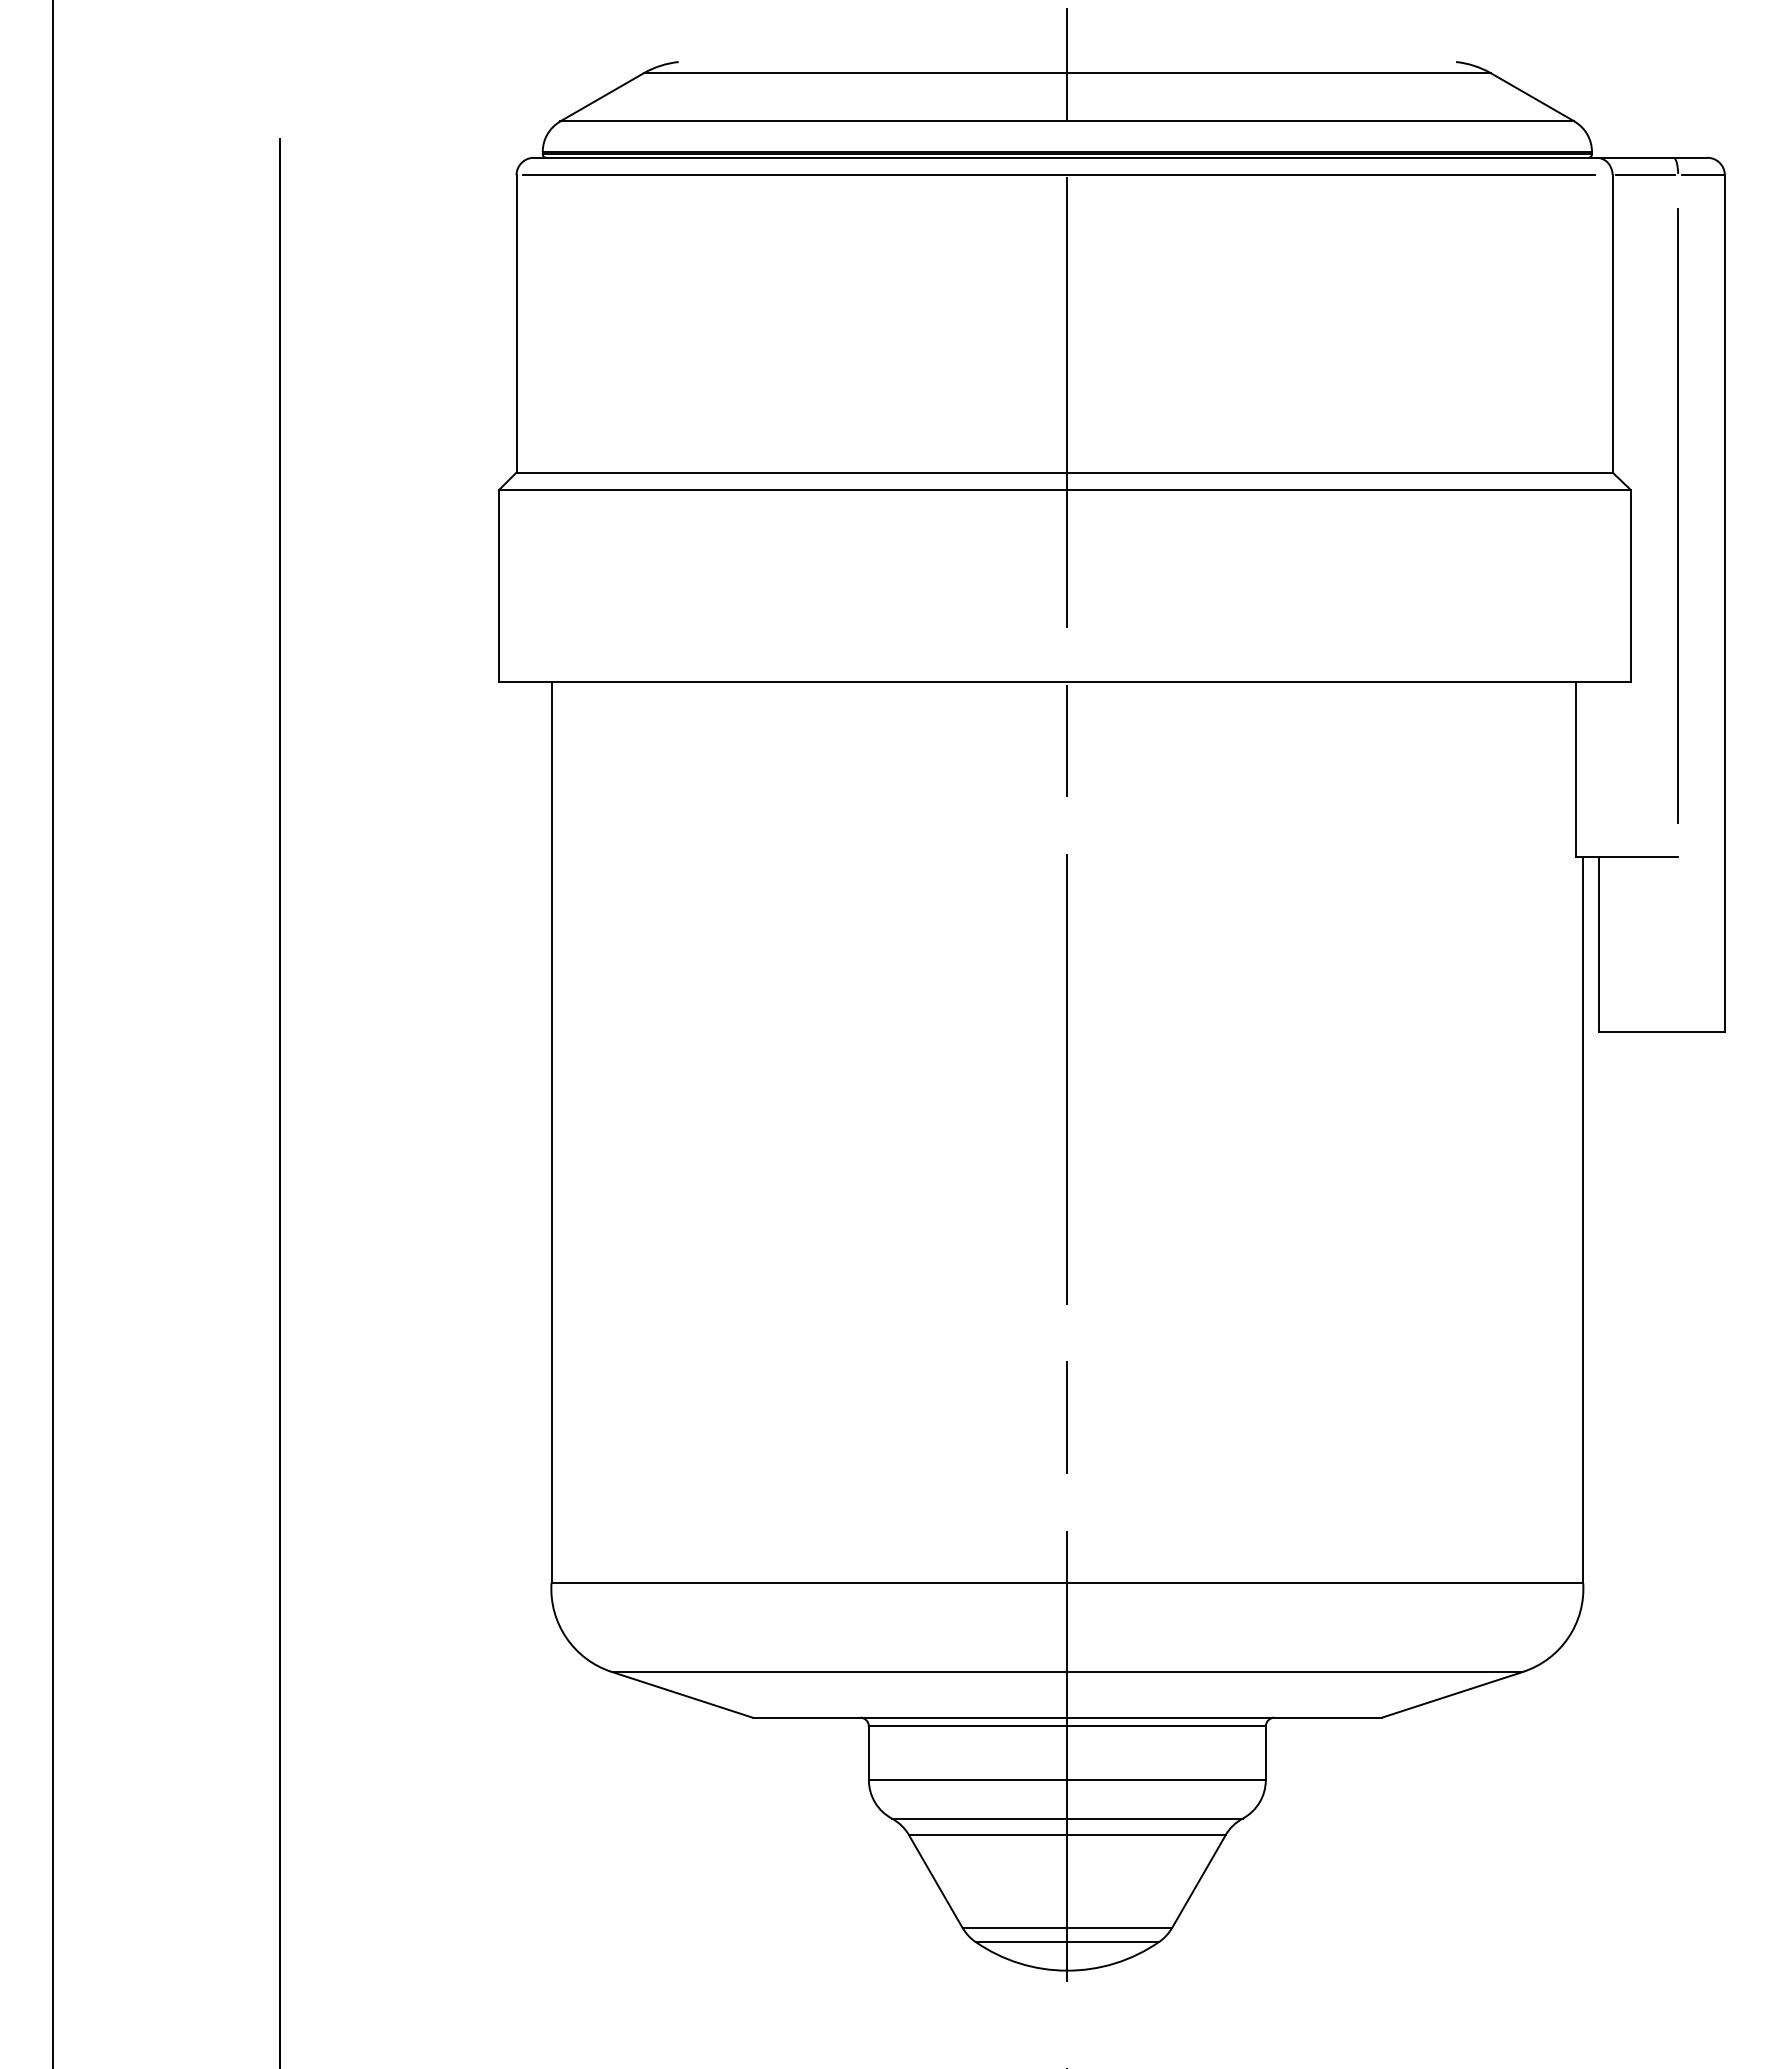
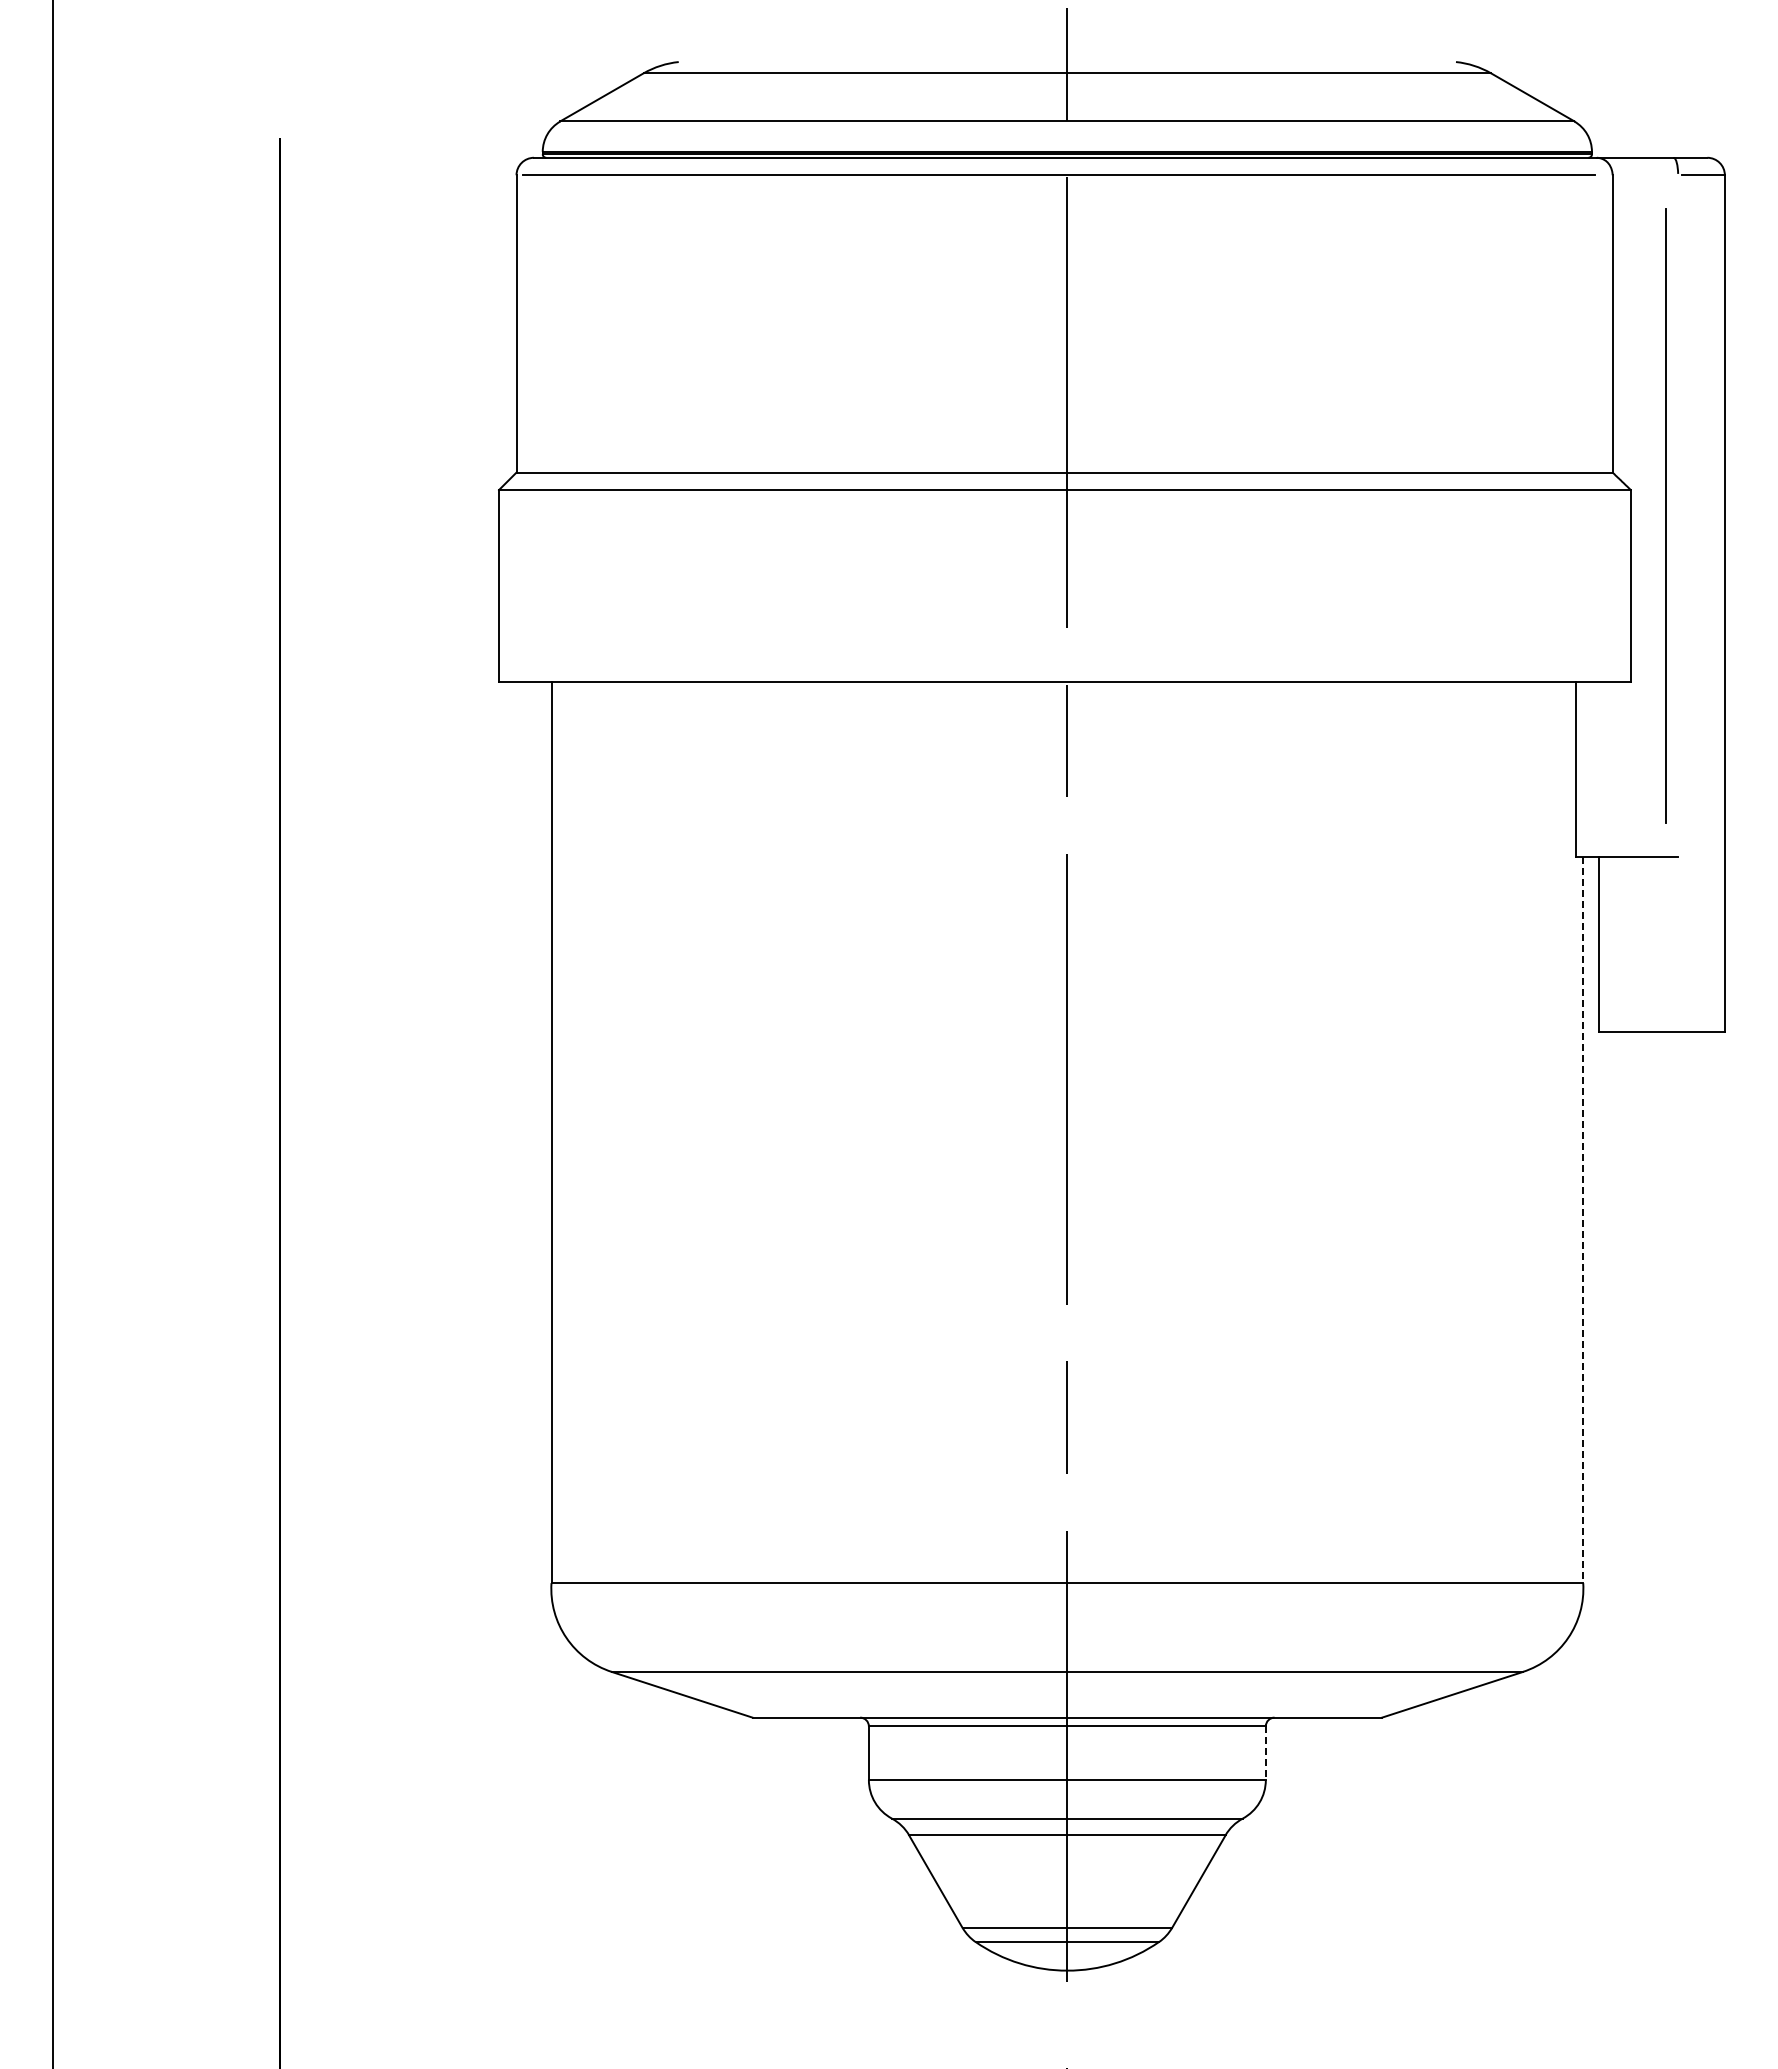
line: present -> none (1644, 175)
line position: (1677, 515) -> (1665, 515) (1665, 515)
line: solid -> dashed (1583, 1220)
line: solid -> dashed (1265, 1753)
